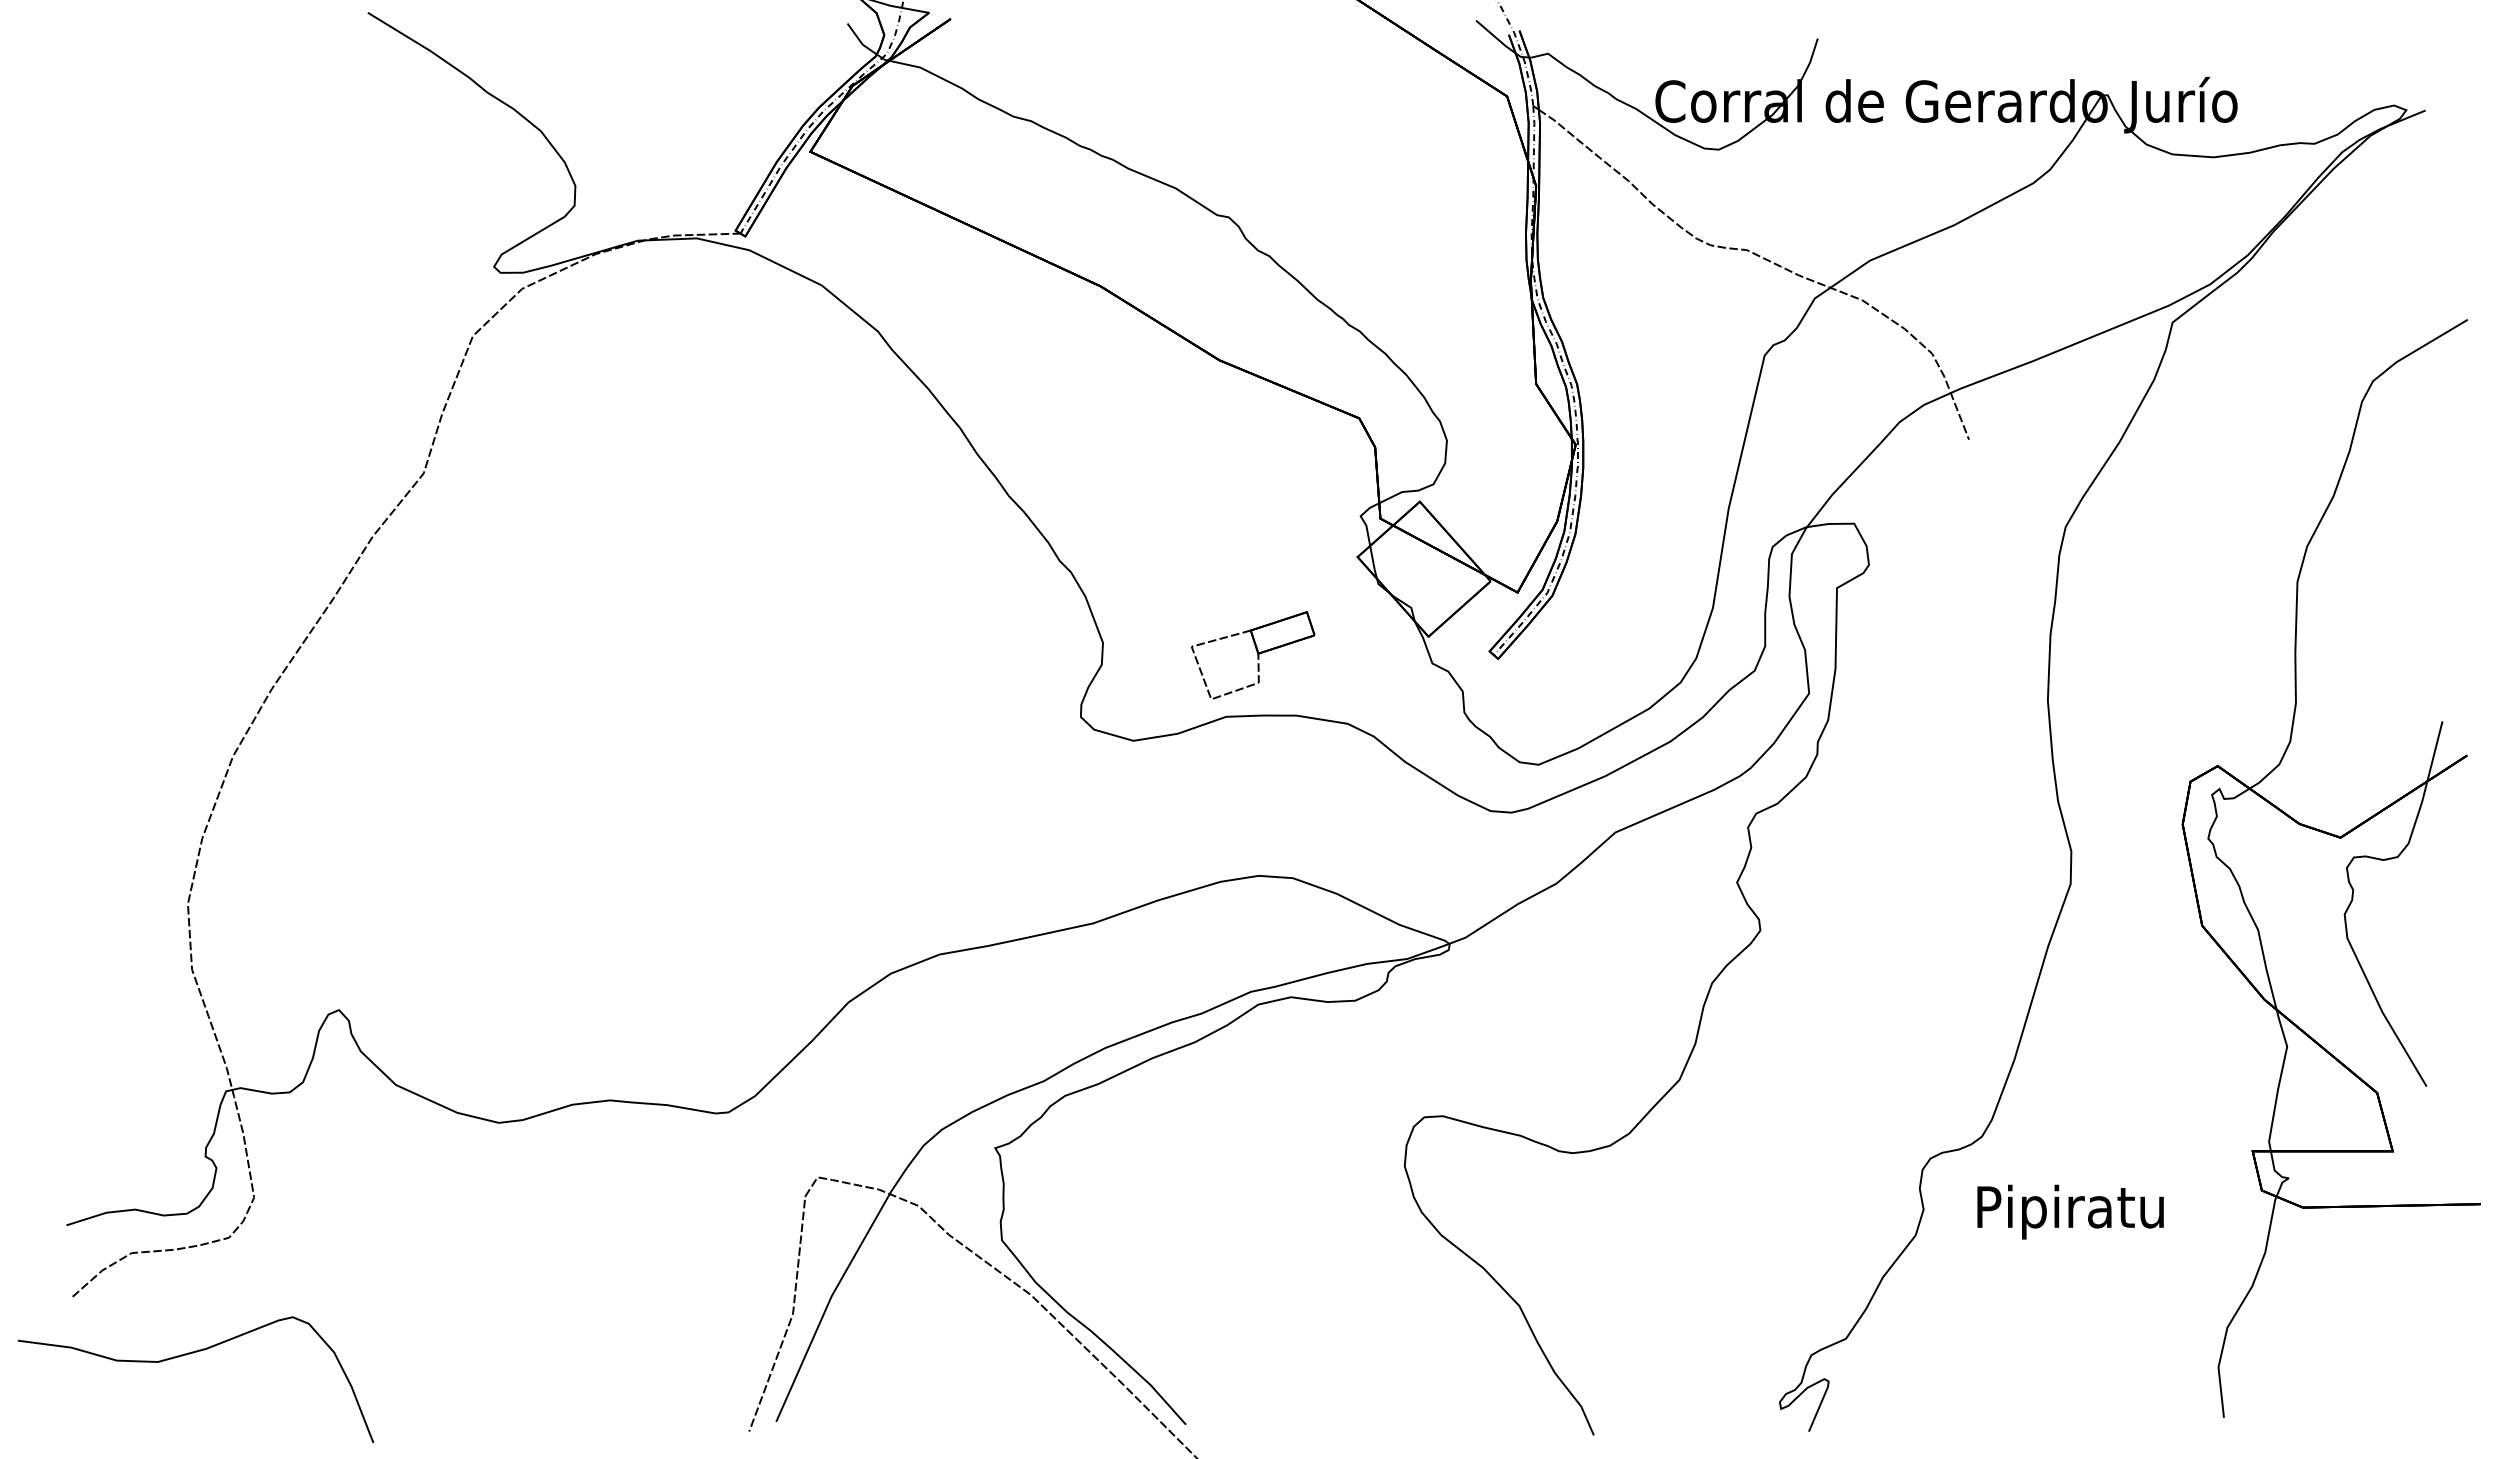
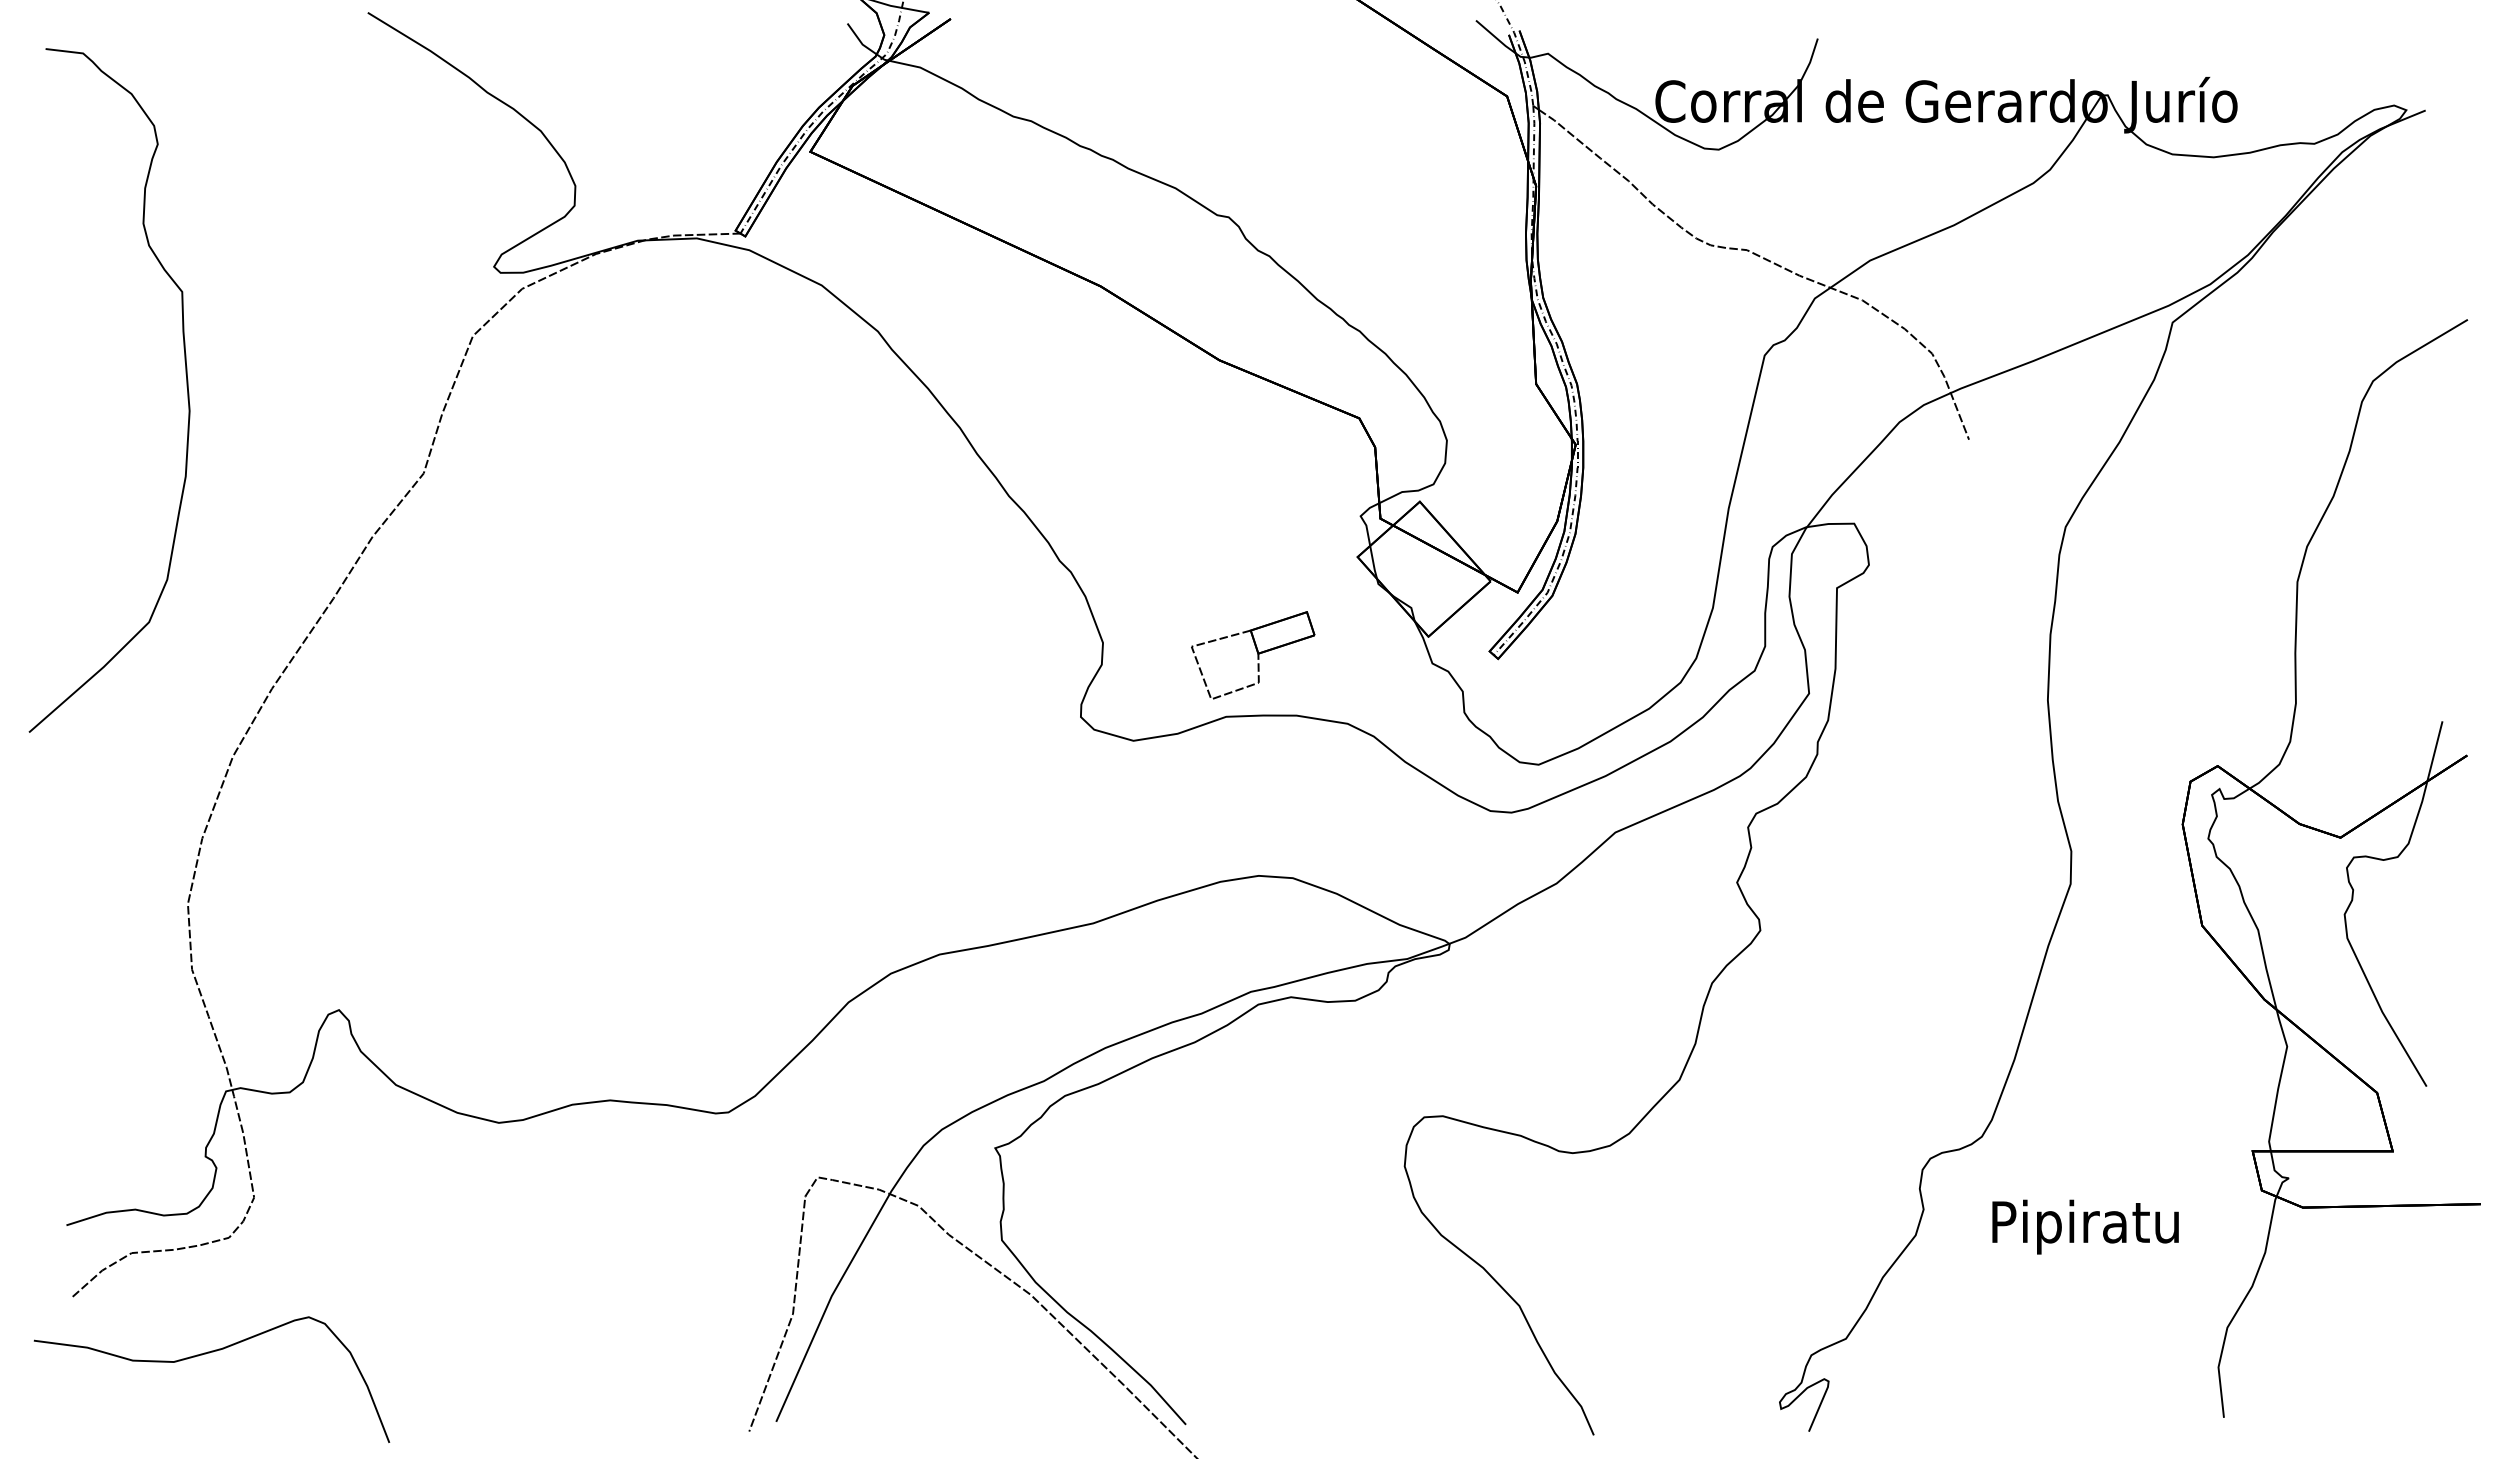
curve: none -> present (186, 387)
text position: (2070, 1211) -> (2085, 1226) (2085, 1226)
curve position: (190, 1354) -> (206, 1354) (206, 1354)
